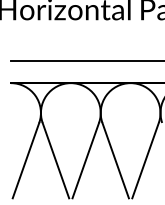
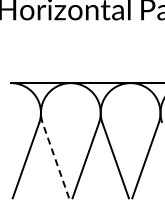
line: present -> none (86, 60)
line: solid -> dashed (55, 160)
